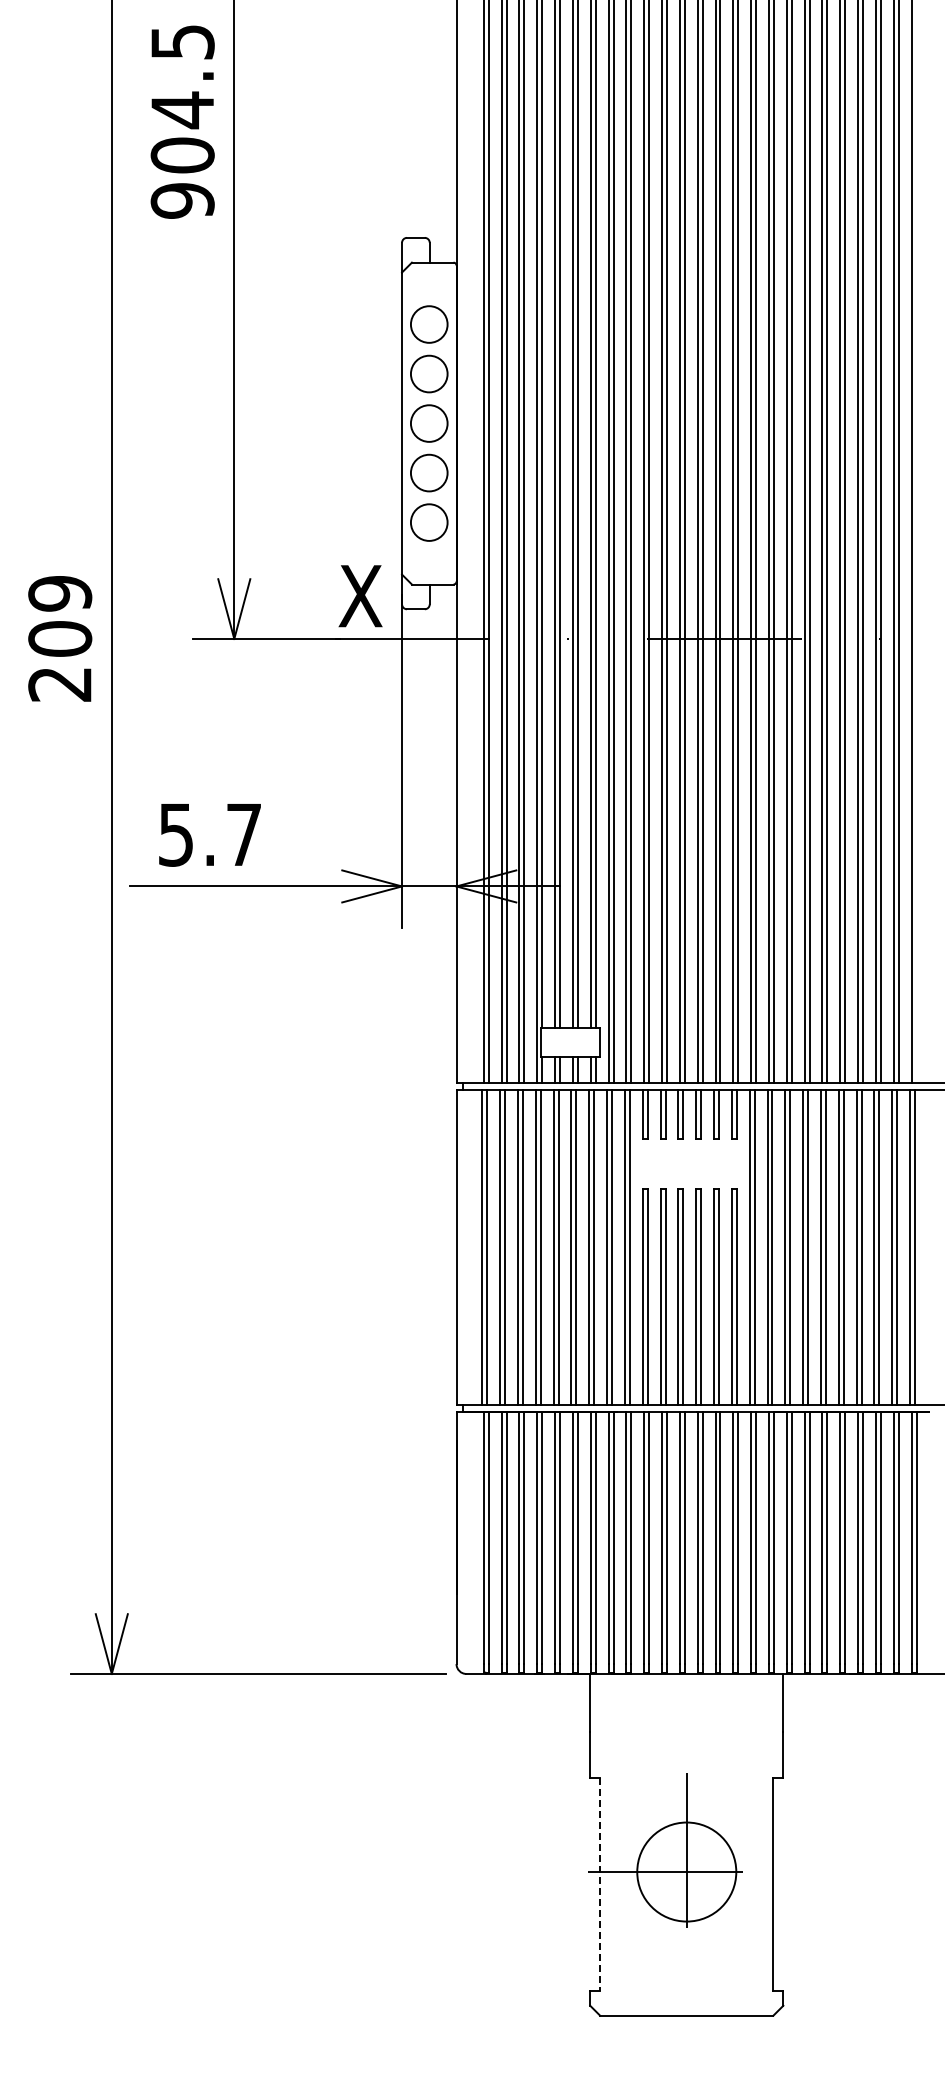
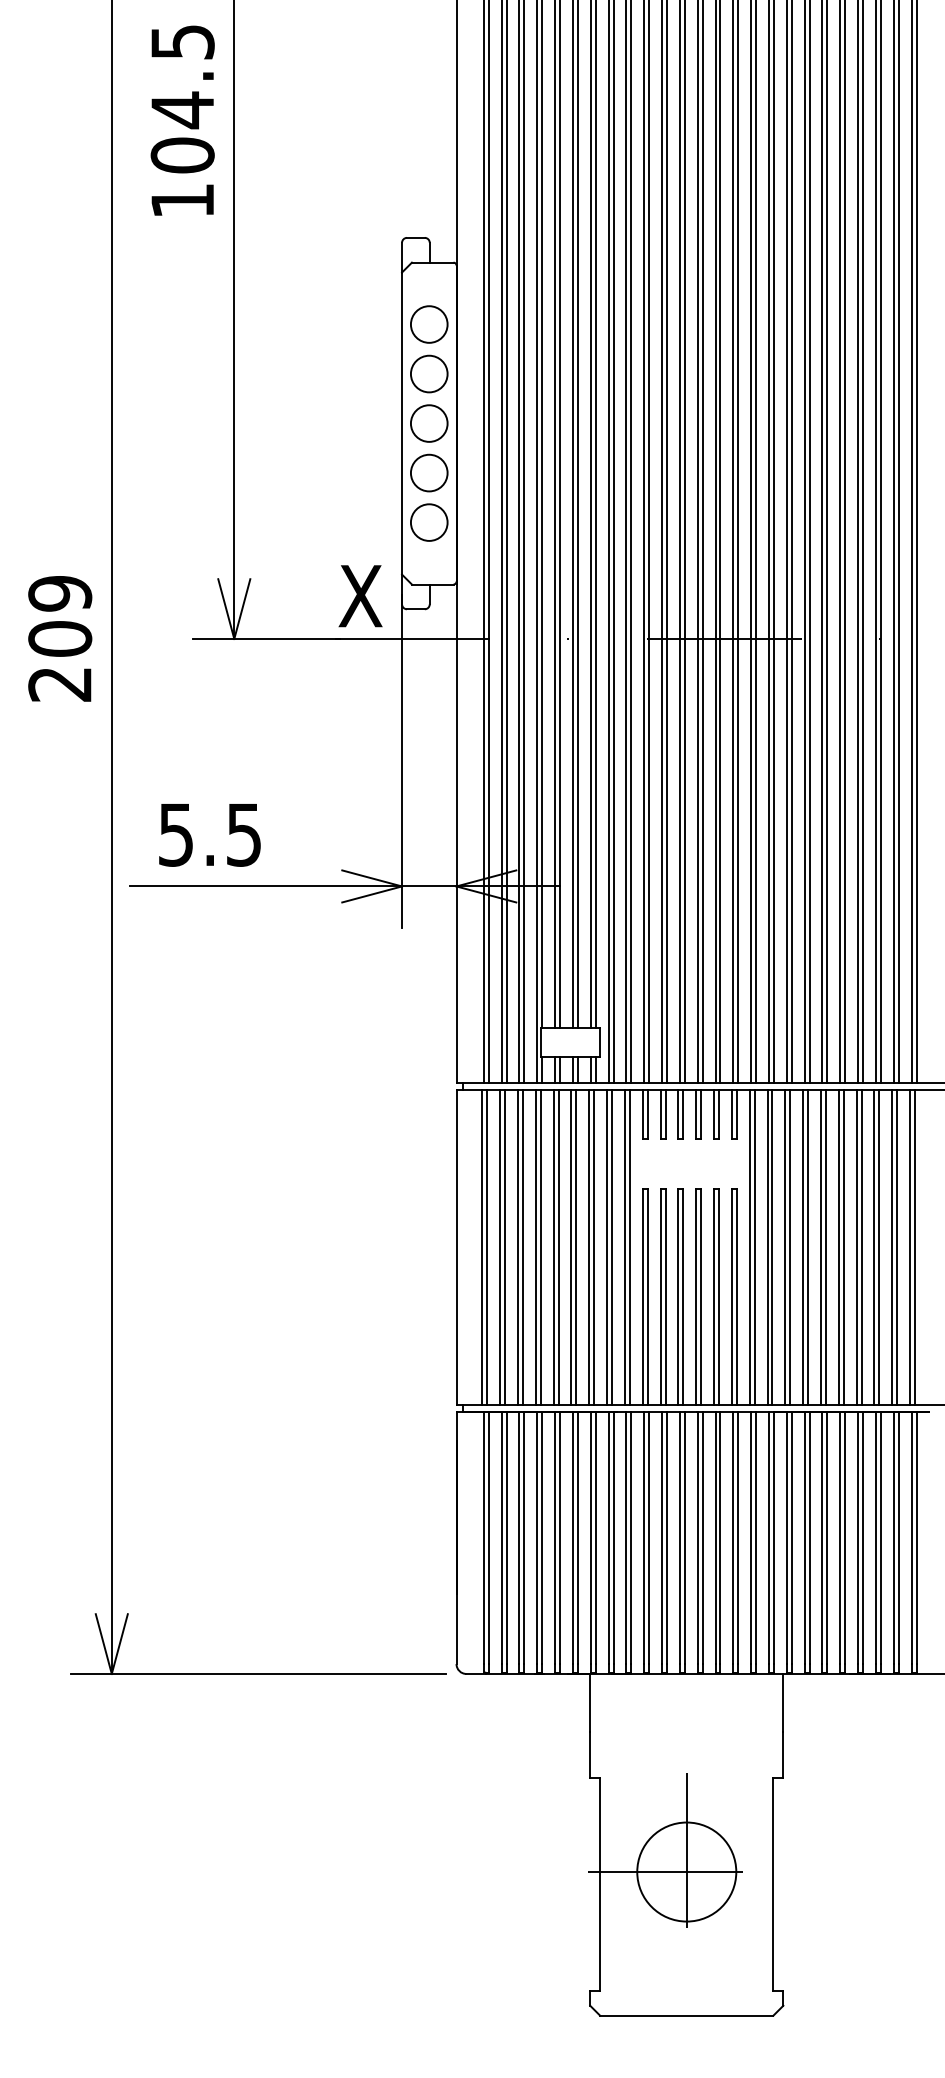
text: 904.5 -> 104.5 (182, 200)
line: none -> present (916, 542)
text: 5.7 -> 5.5 (243, 835)
line: dashed -> solid (600, 1884)
